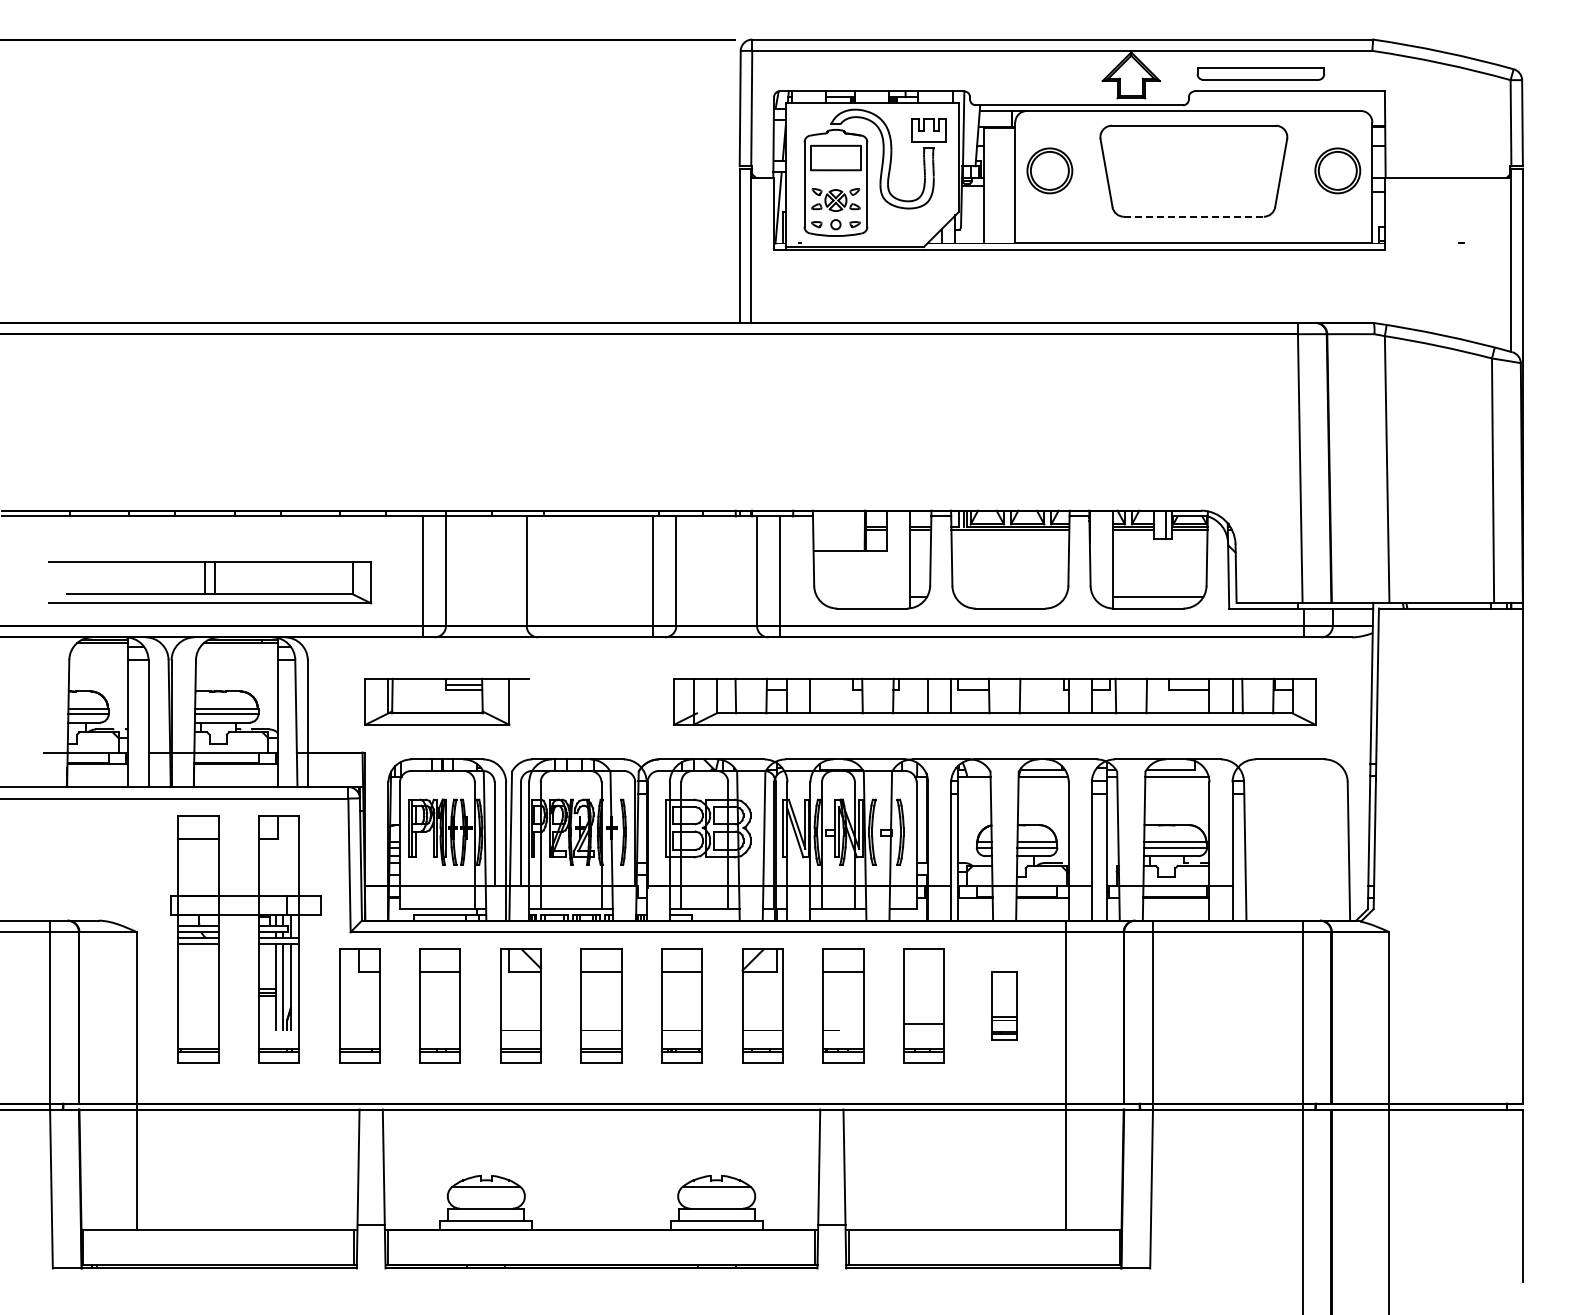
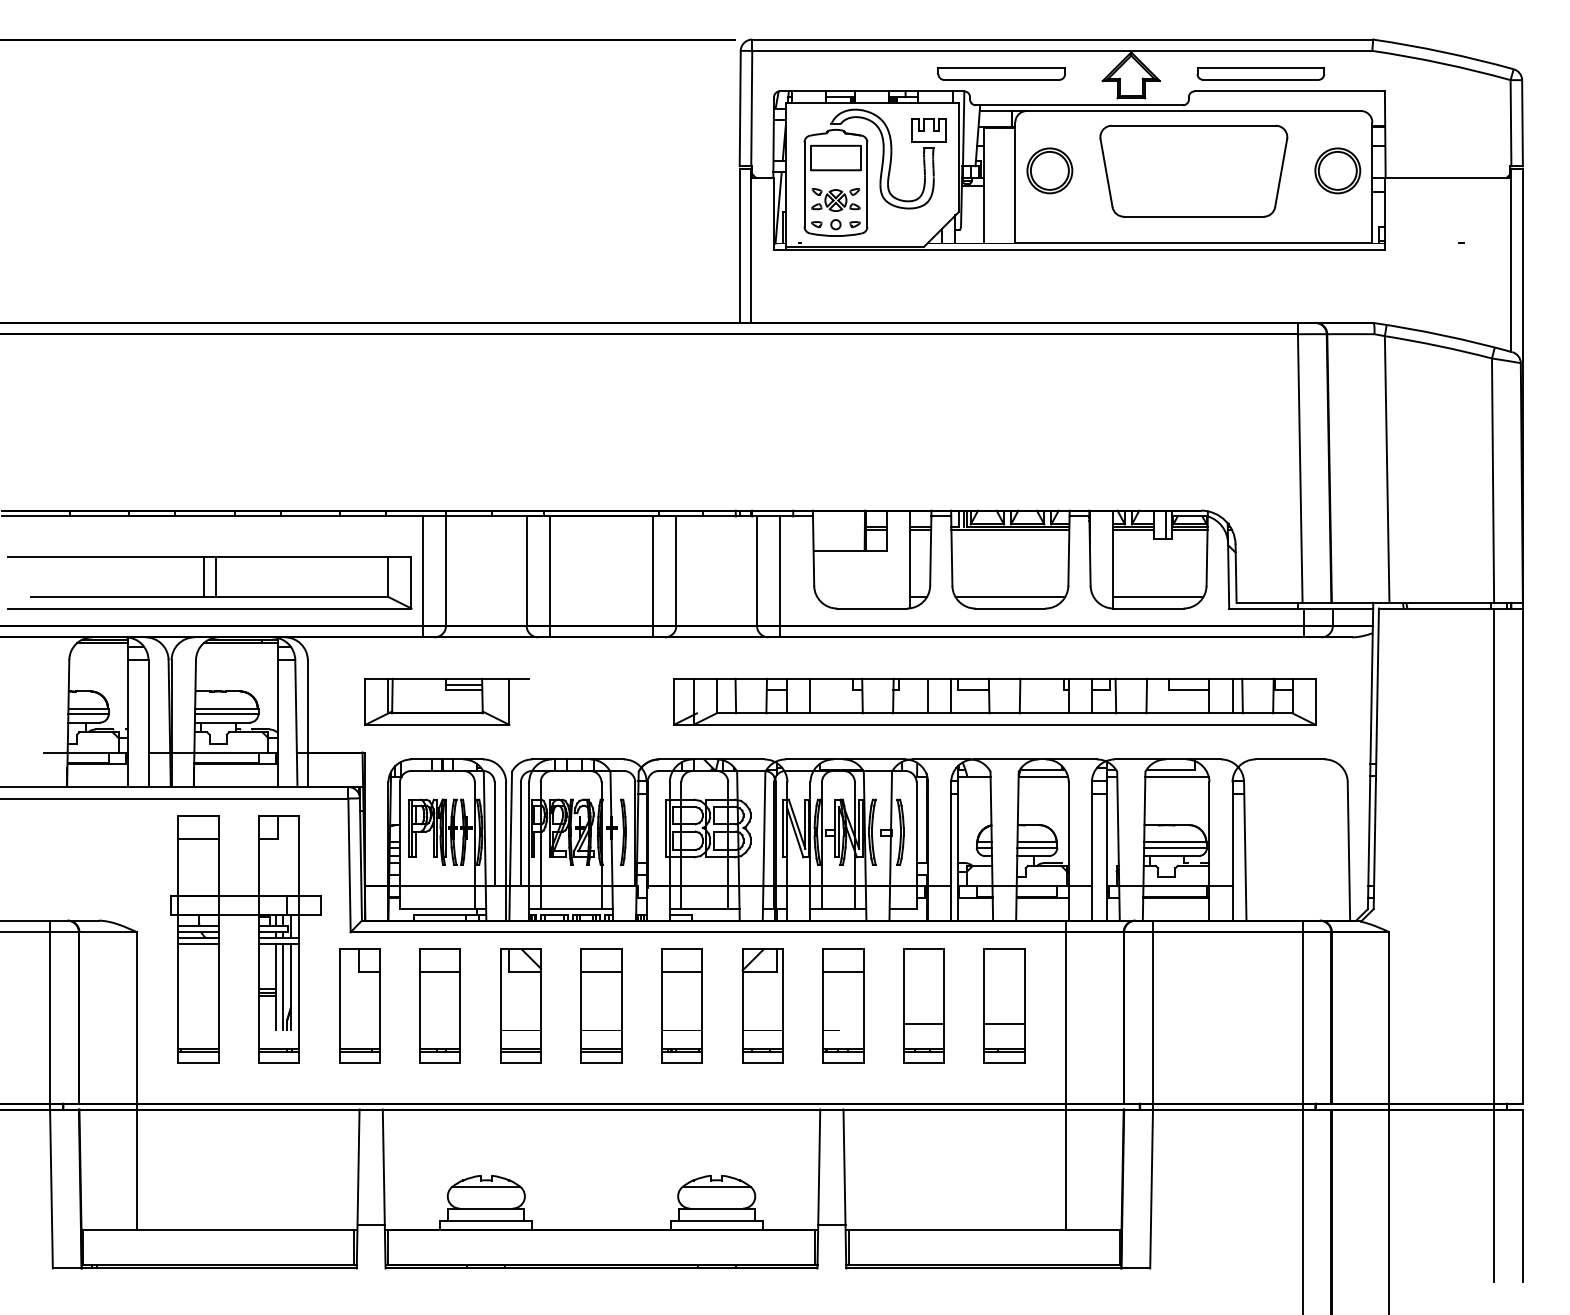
part: none -> present (1001, 73)
line: dashed -> solid (1193, 216)
line: none -> present (549, 576)
part size: 325x44 px -> 406x54 px (209, 582)
line: none -> present (1010, 597)
line: none -> present (1494, 945)
part size: 27x70 px -> 43x116 px (1004, 1005)
